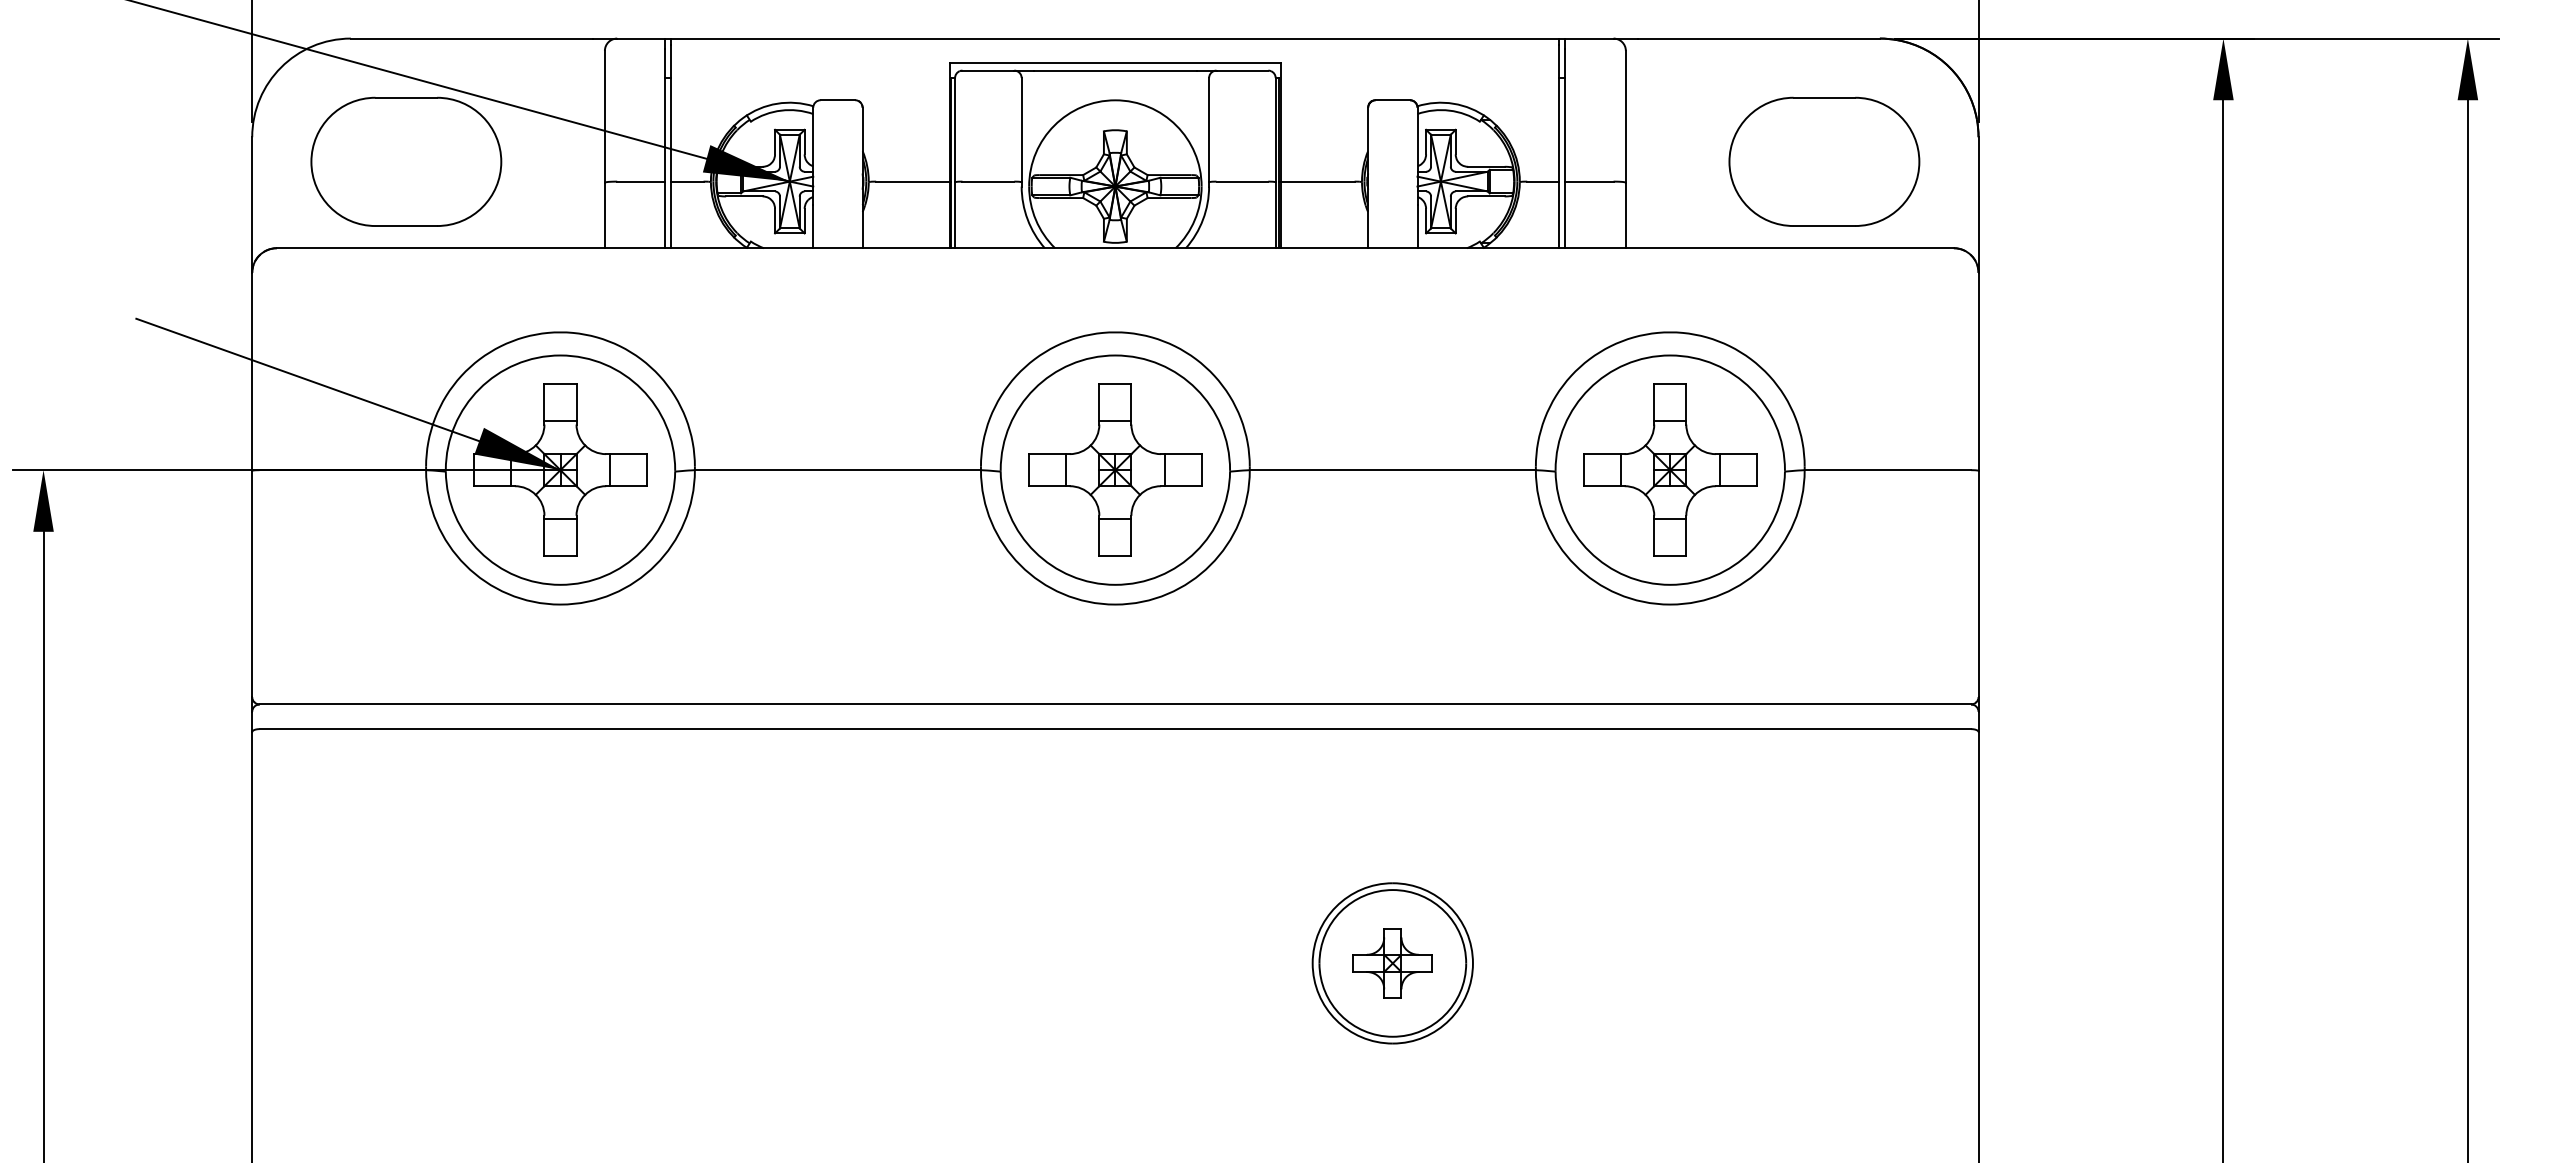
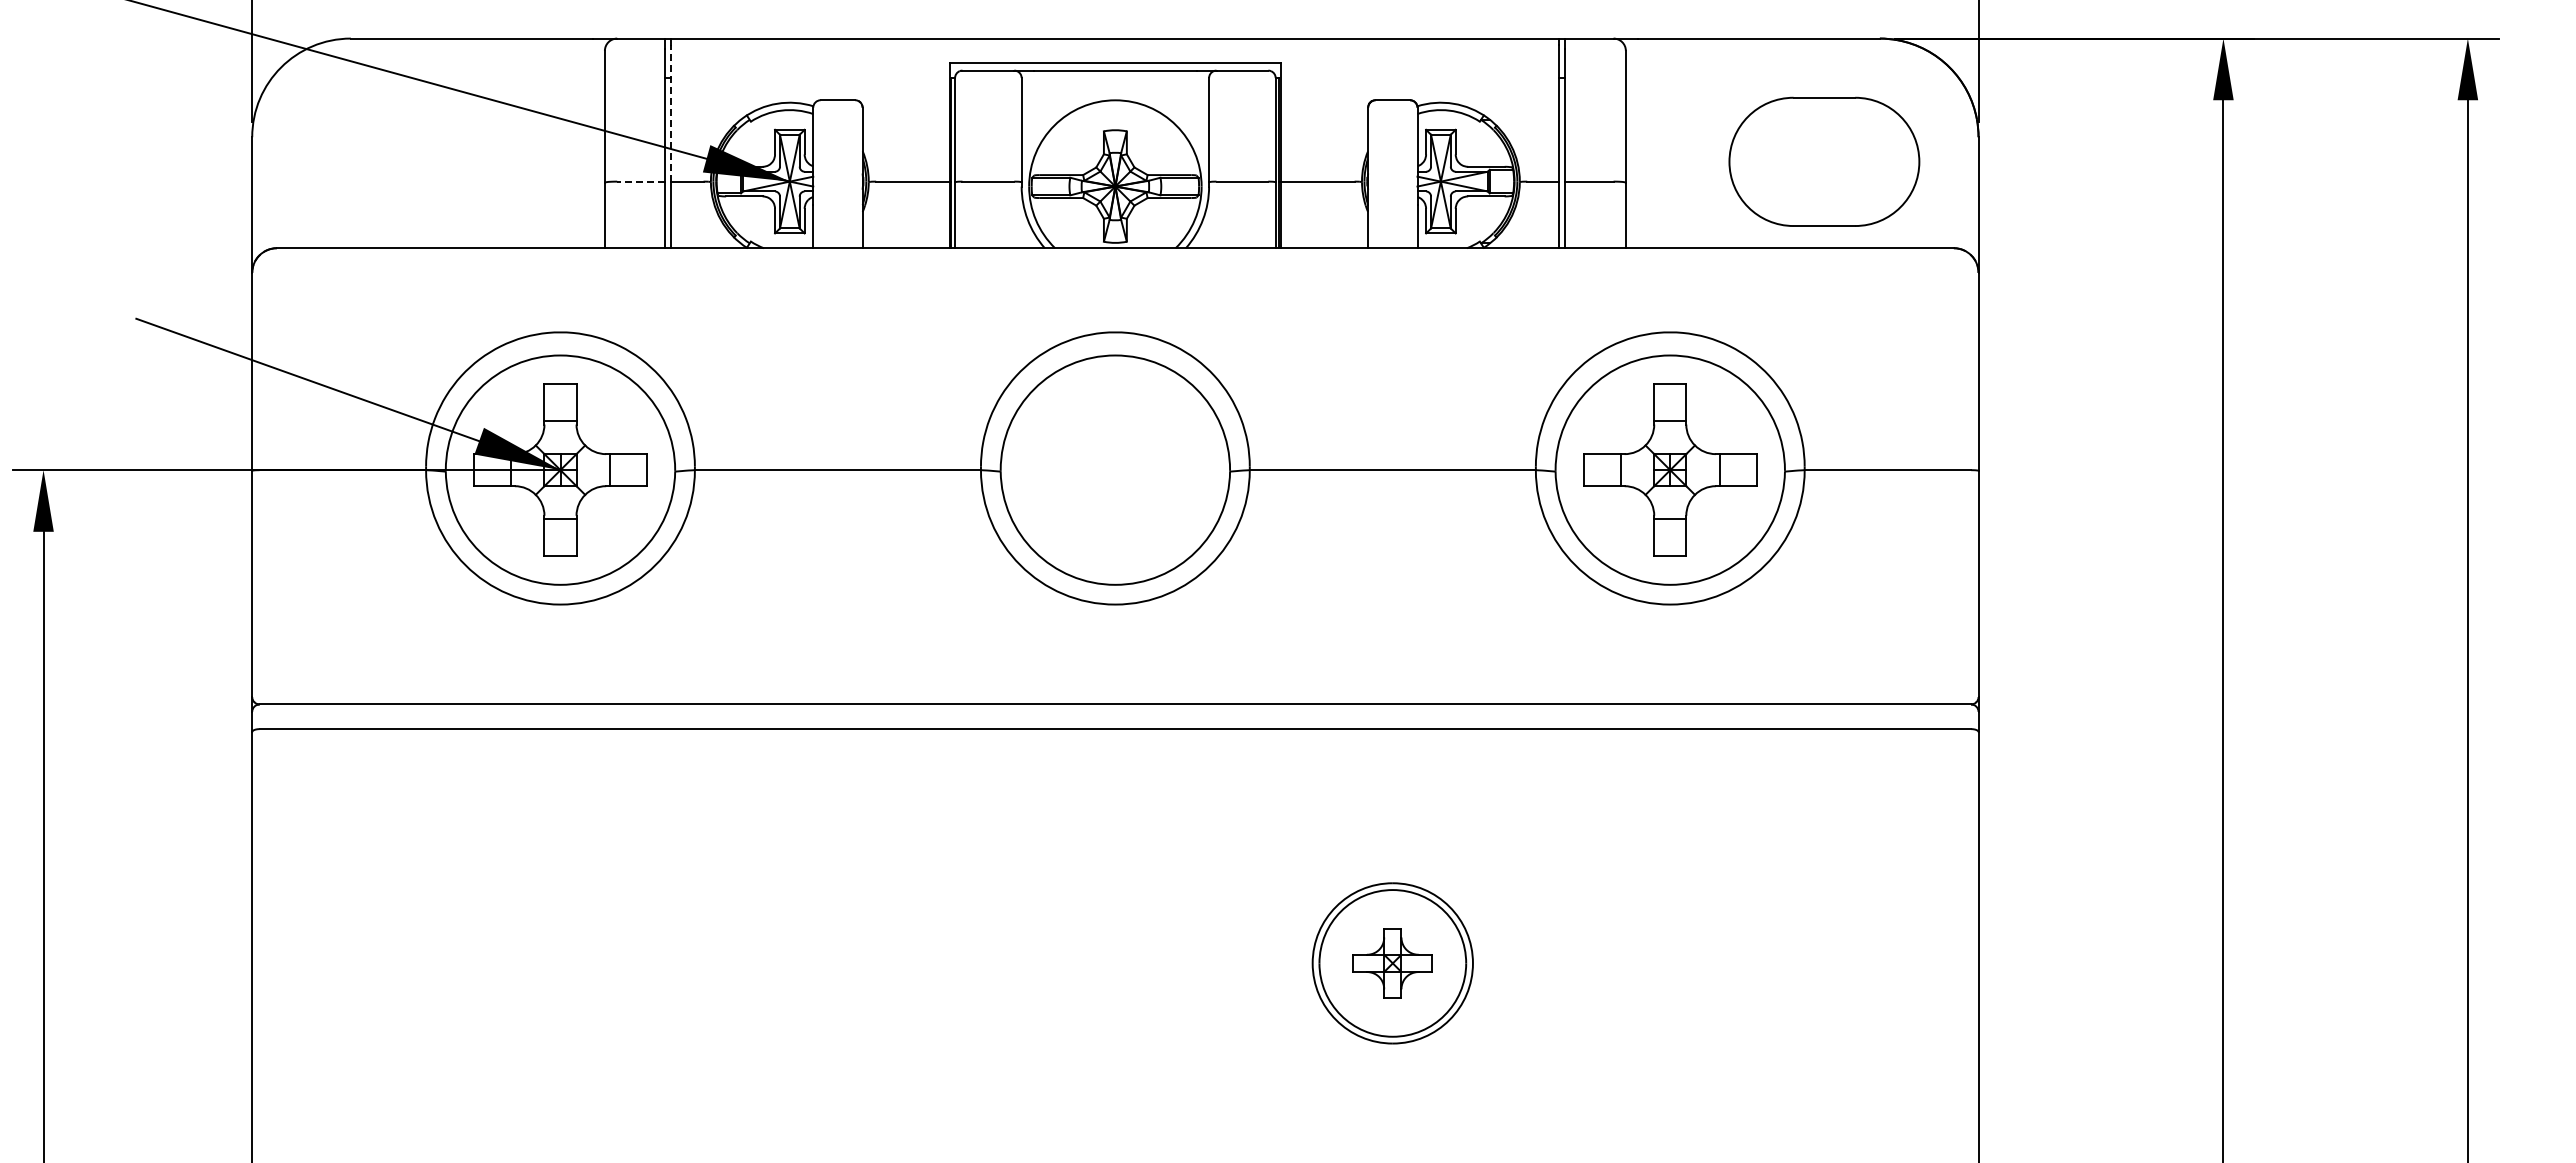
line: solid -> dashed (671, 112)
part: present -> none (406, 161)
line: solid -> dashed (640, 181)
part: present -> none (1115, 469)
